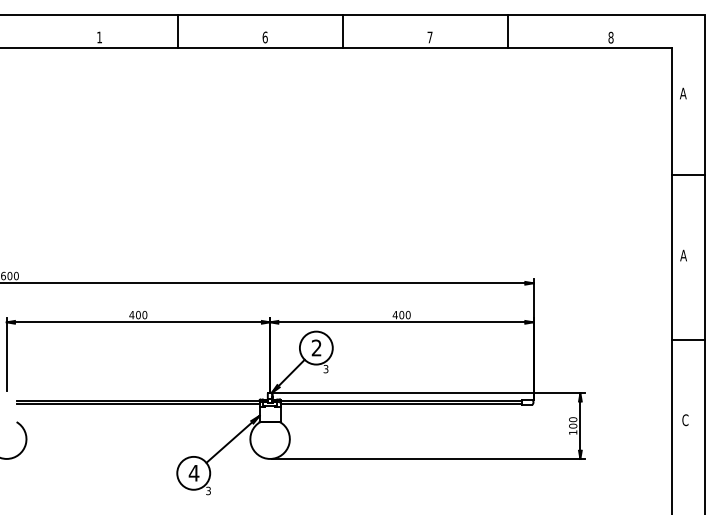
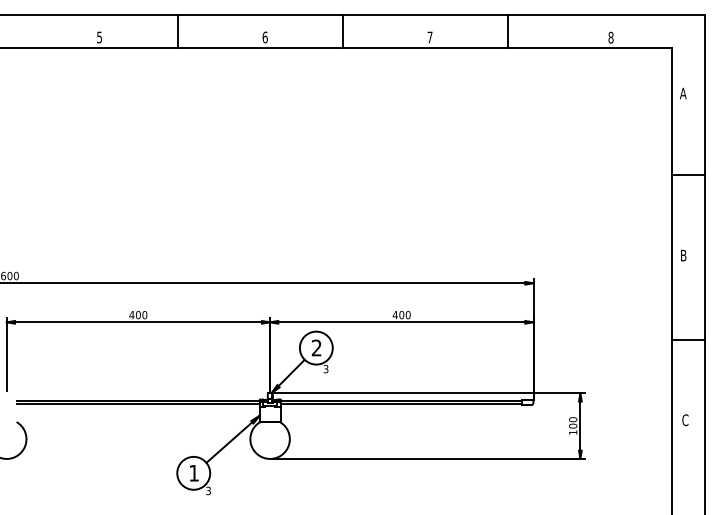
text: 1 -> 5 (99, 37)
text: A -> B (683, 255)
text: 4 -> 1 (193, 473)
